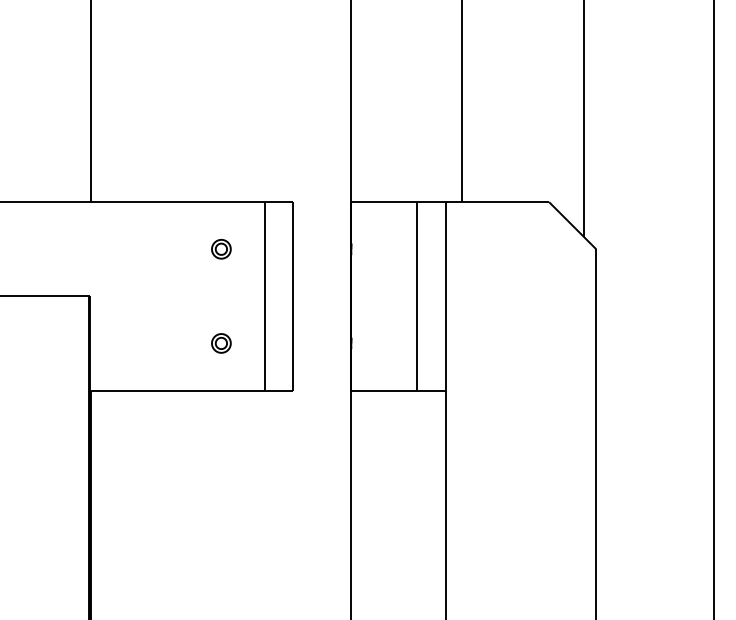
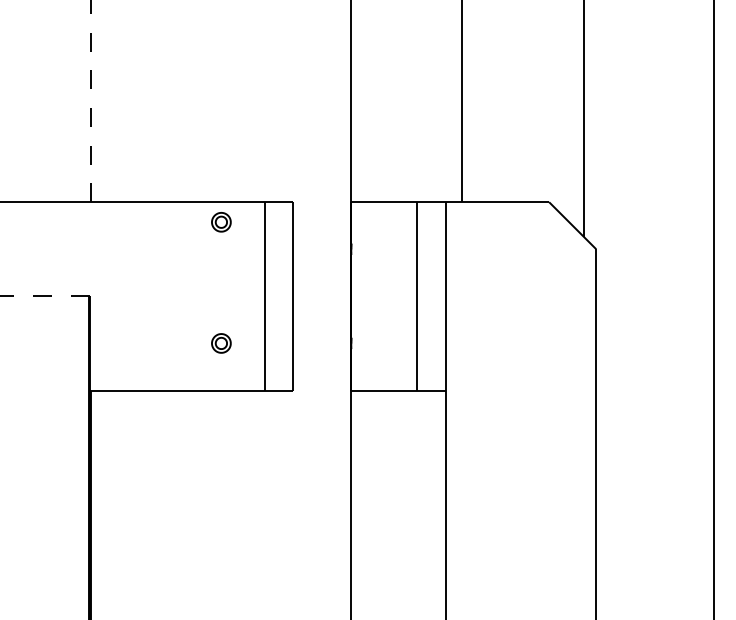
line: solid -> dashed (91, 101)
part position: (221, 249) -> (221, 222) (221, 222)
line: solid -> dashed (44, 296)
